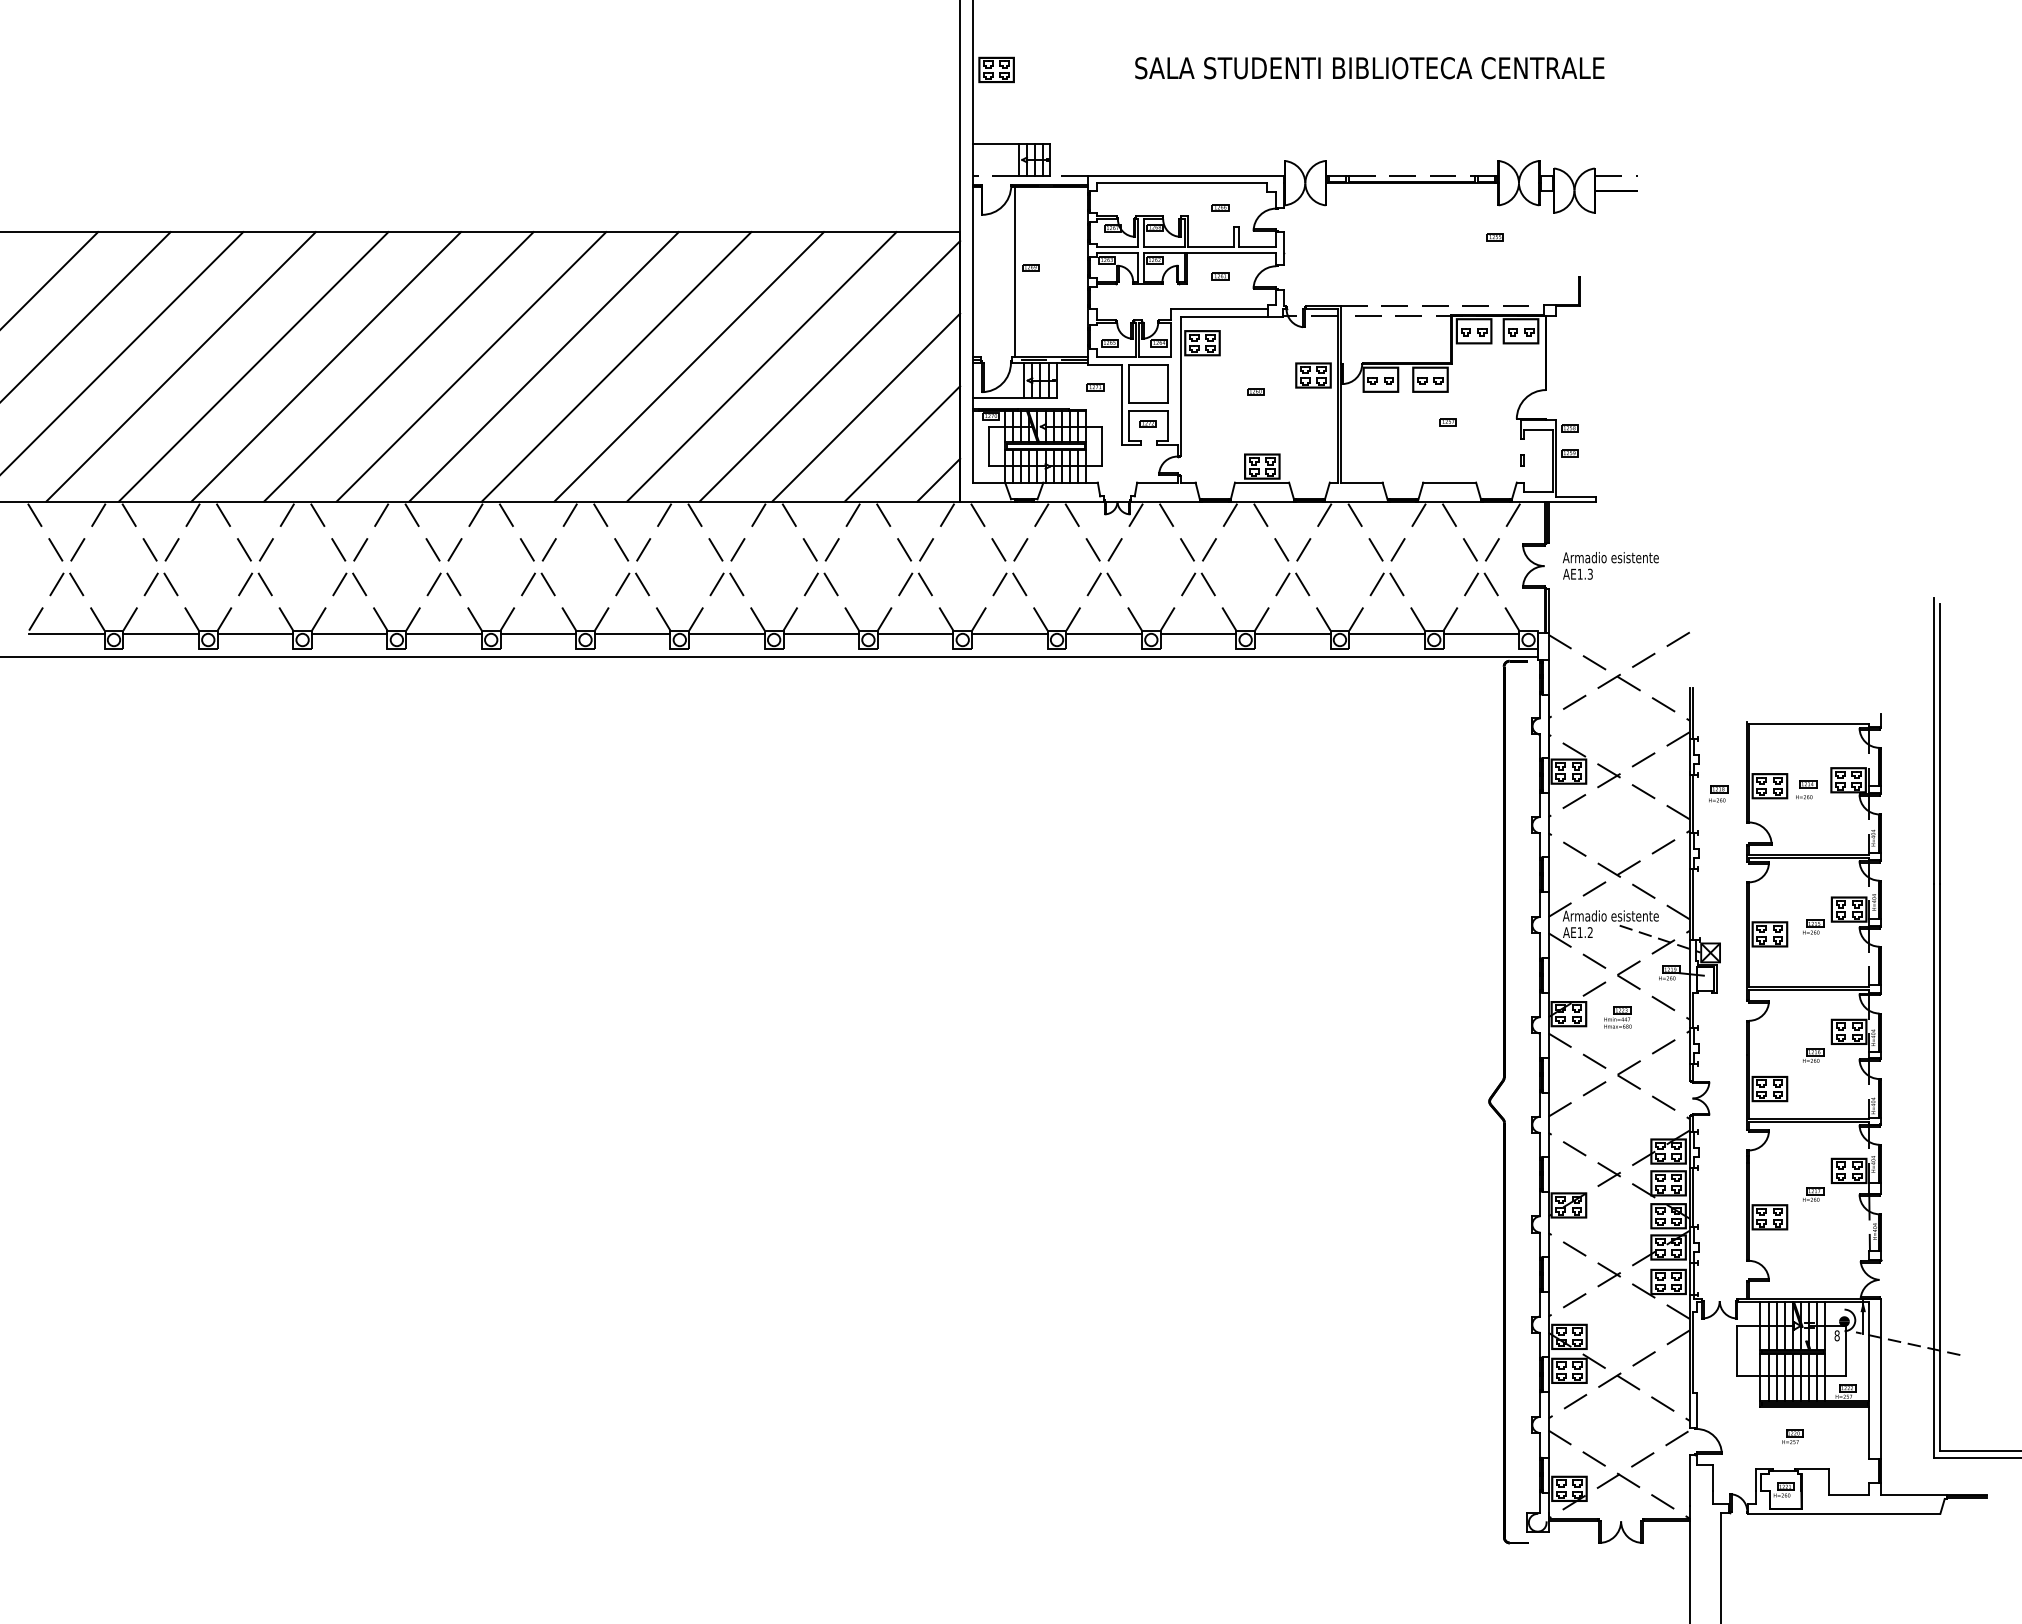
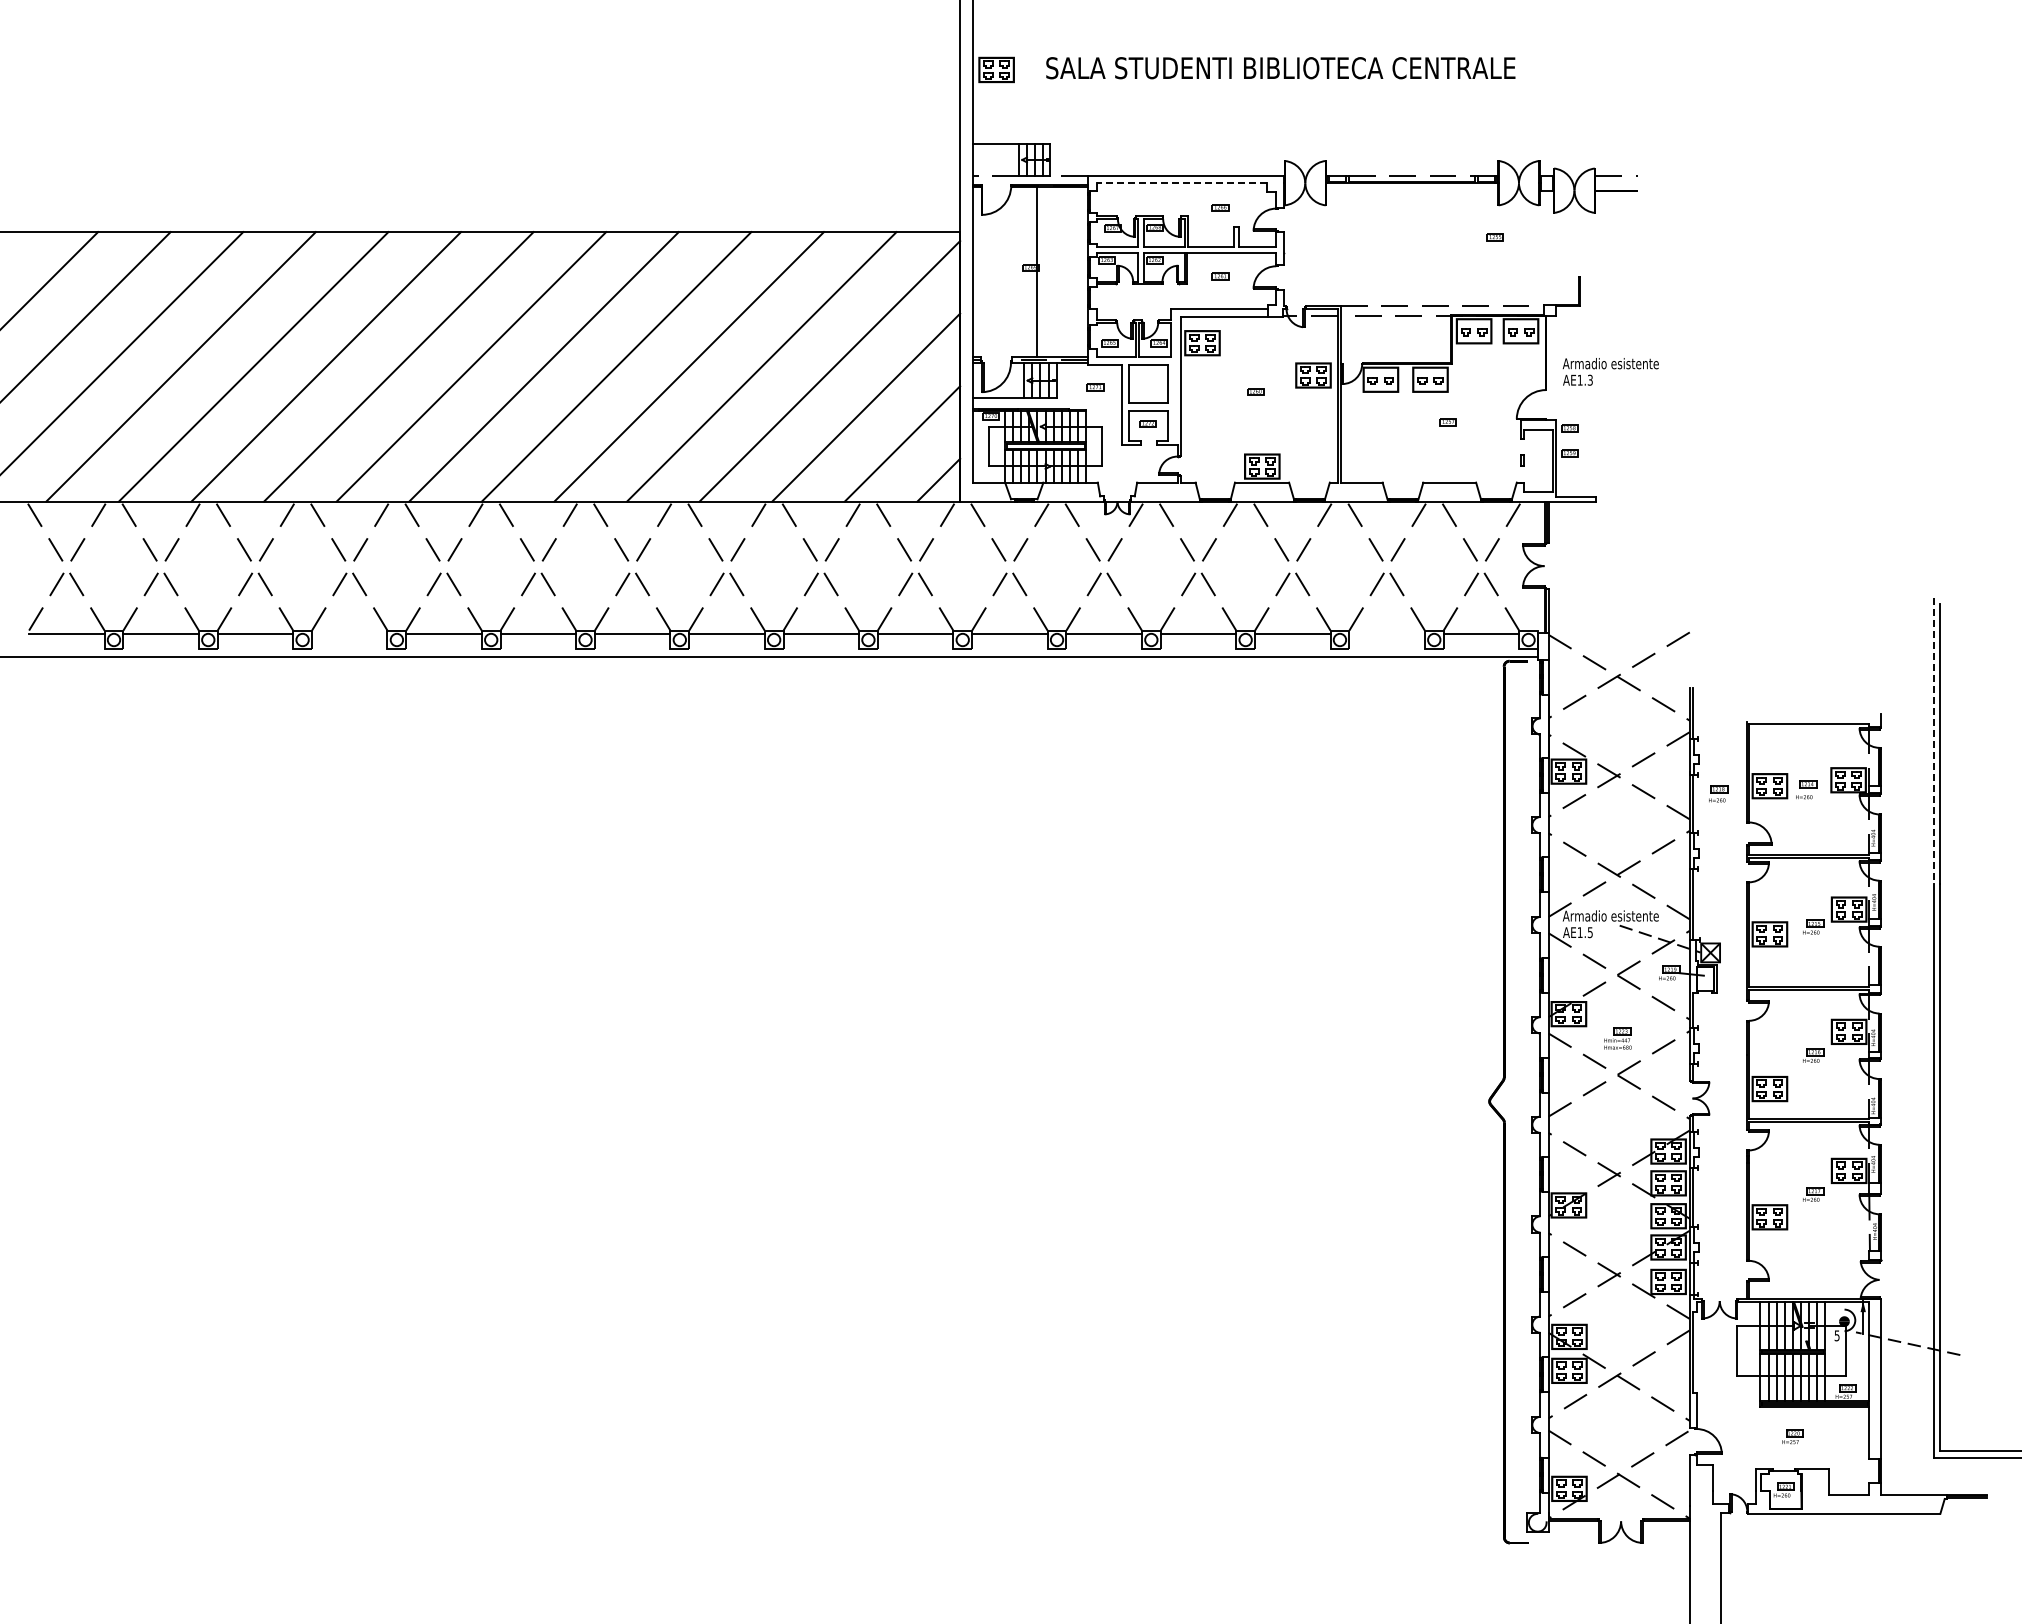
text position: (1369, 68) -> (1280, 68) (1280, 68)
line: solid -> dashed (1181, 182)
line position: (1015, 271) -> (1037, 271) (1037, 271)
text position: (1610, 565) -> (1610, 371) (1610, 371)
line: present -> none (349, 634)
line: present -> none (1386, 634)
line: solid -> dashed (1933, 741)
text: AE1.2 -> AE1.5 (1589, 932)
part position: (1617, 1017) -> (1617, 1038) (1617, 1038)
text: 8 -> 5 (1836, 1335)
